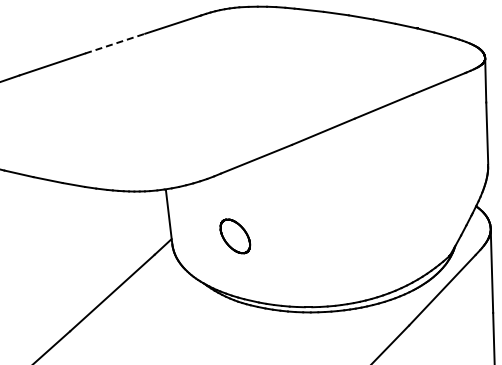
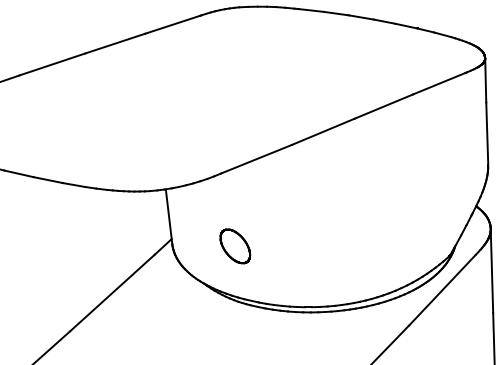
line: dashed -> solid (115, 43)
part position: (235, 236) -> (235, 246) (235, 246)
